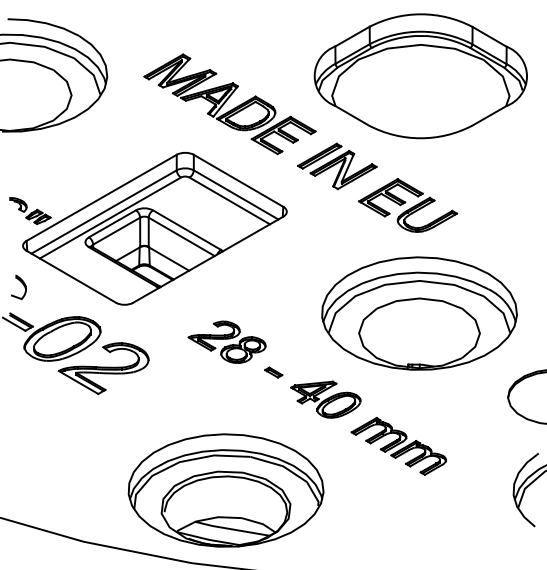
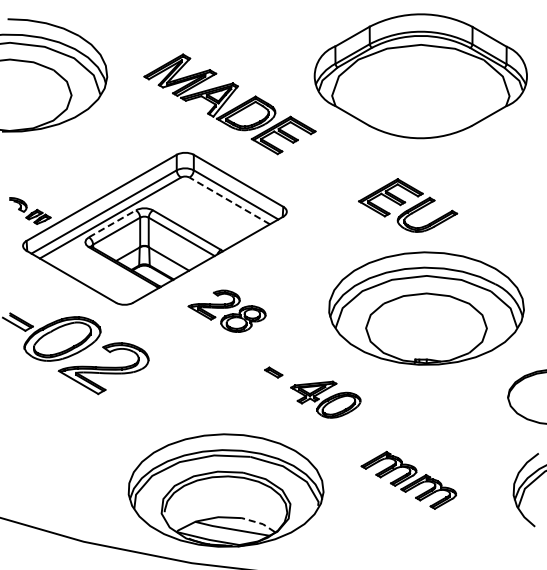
part: present -> none (337, 166)
line: solid -> dashed (229, 200)
line: solid -> dashed (112, 223)
part: present -> none (18, 286)
part position: (419, 313) -> (426, 308) (426, 308)
part position: (226, 341) -> (226, 310) (226, 310)
part position: (398, 445) -> (408, 479) (408, 479)
line: solid -> dashed (260, 523)
